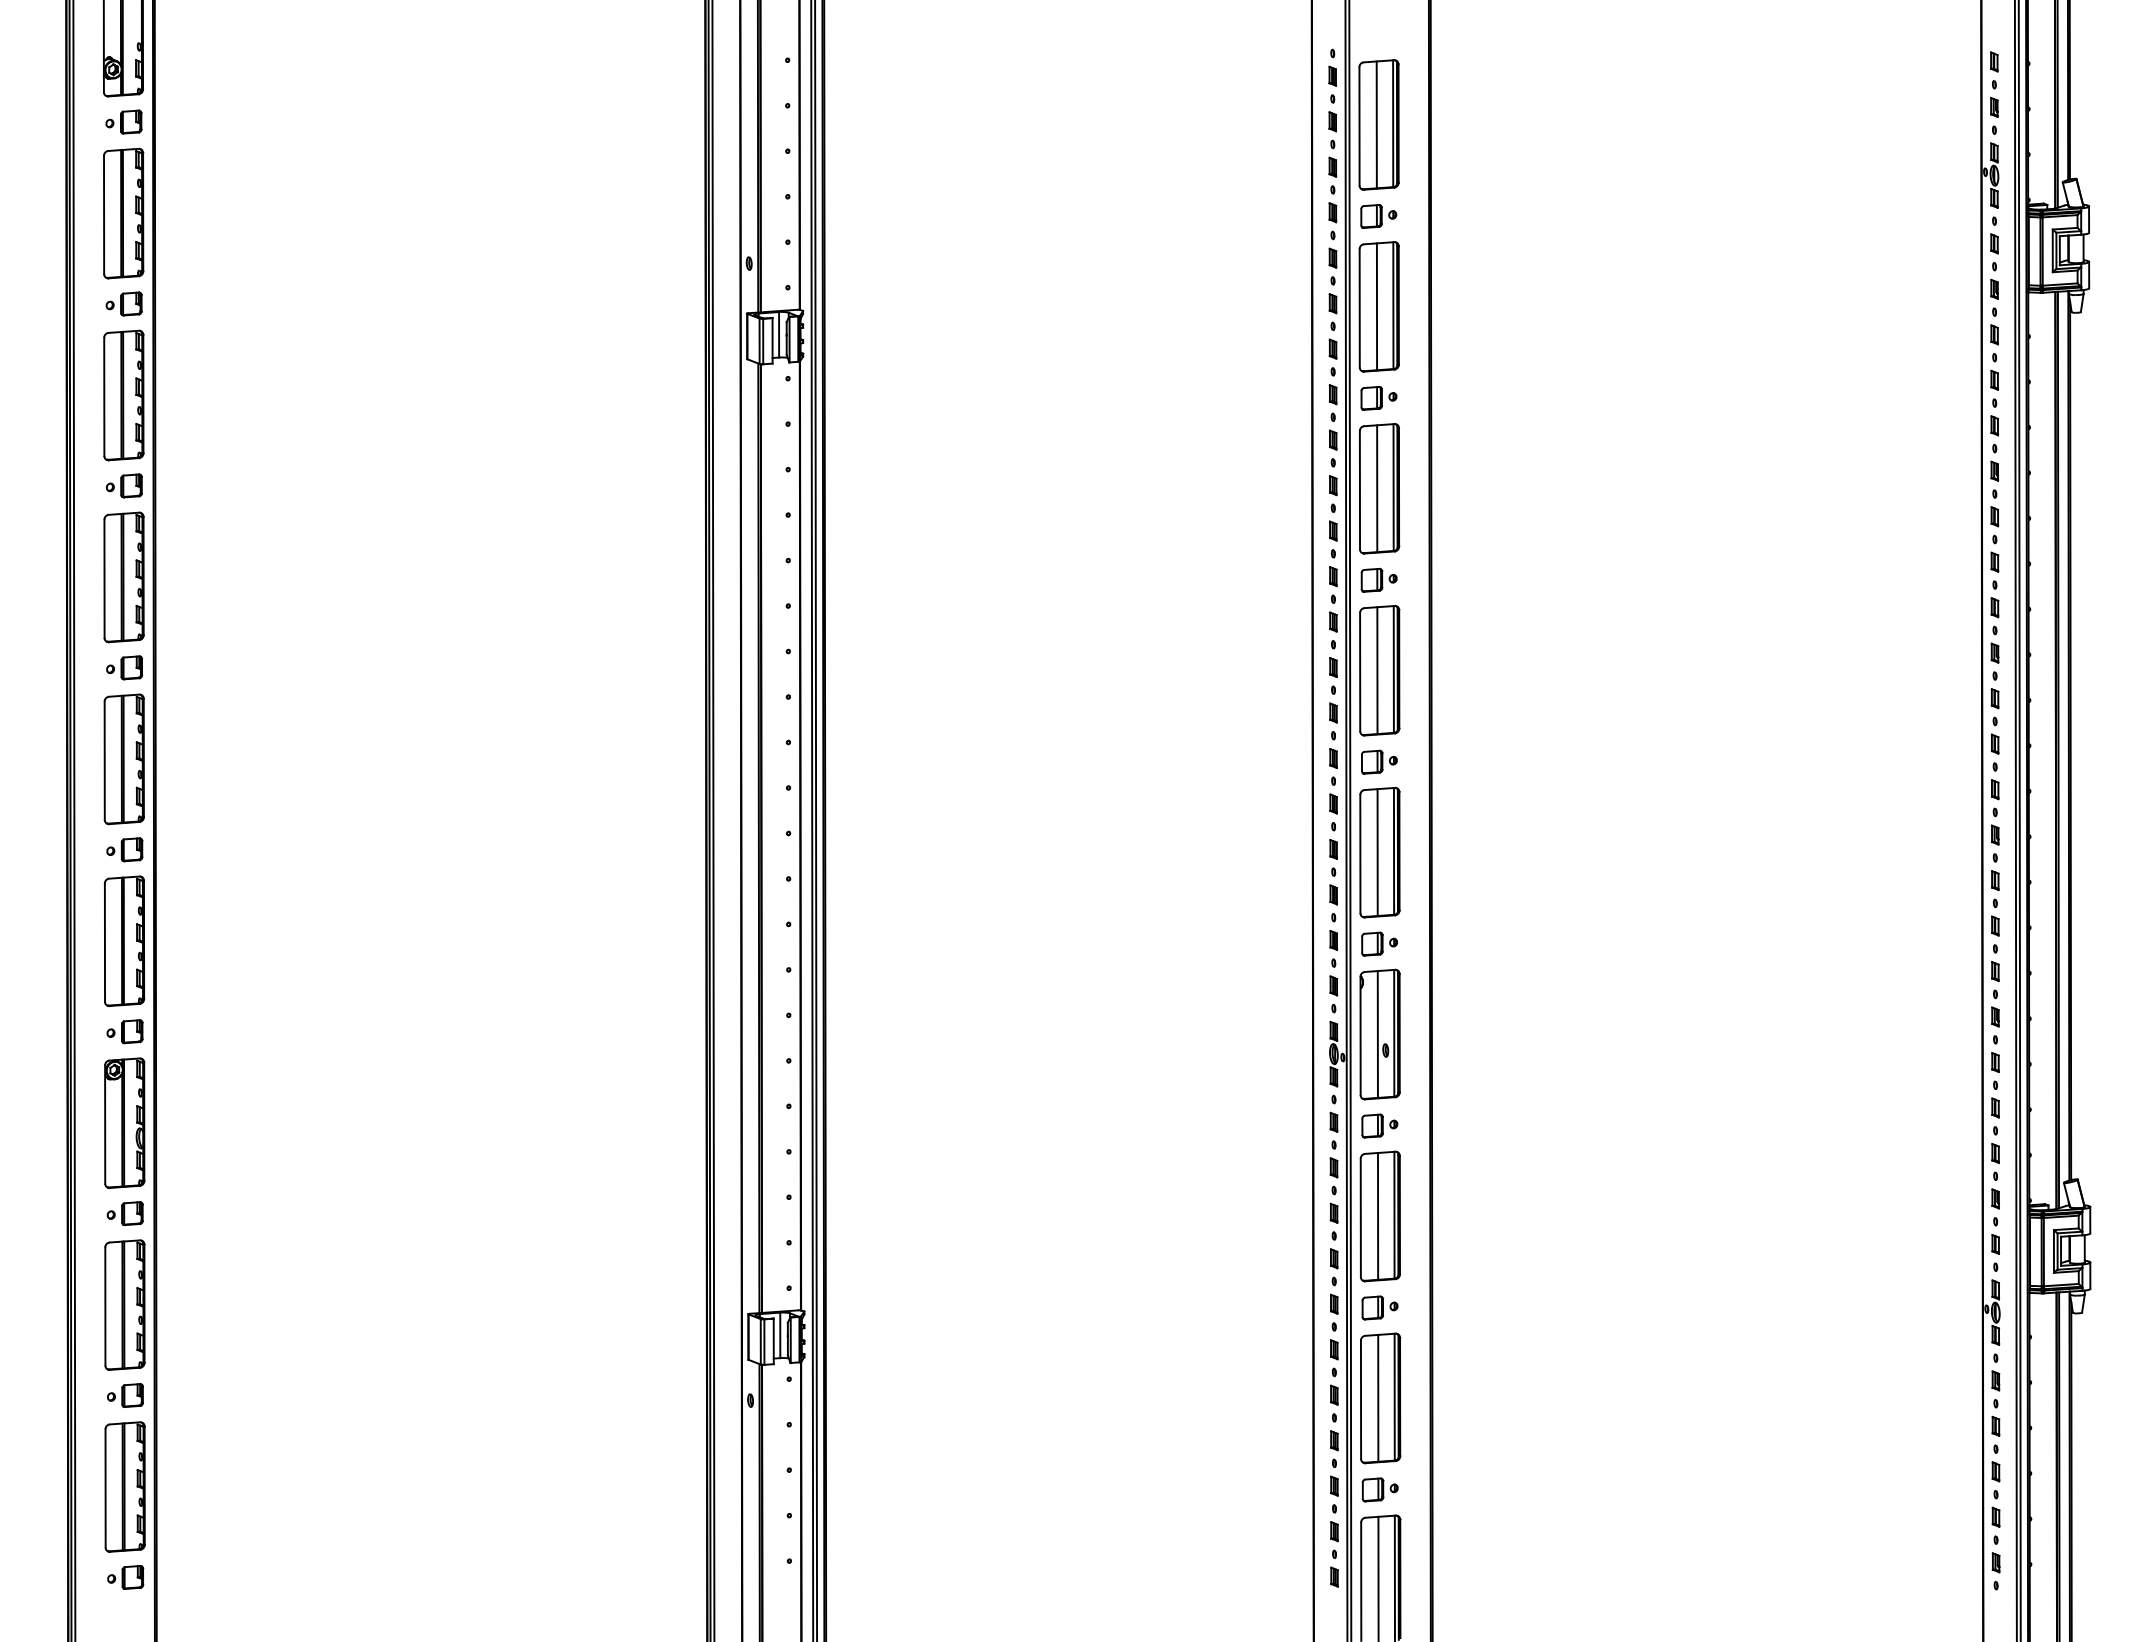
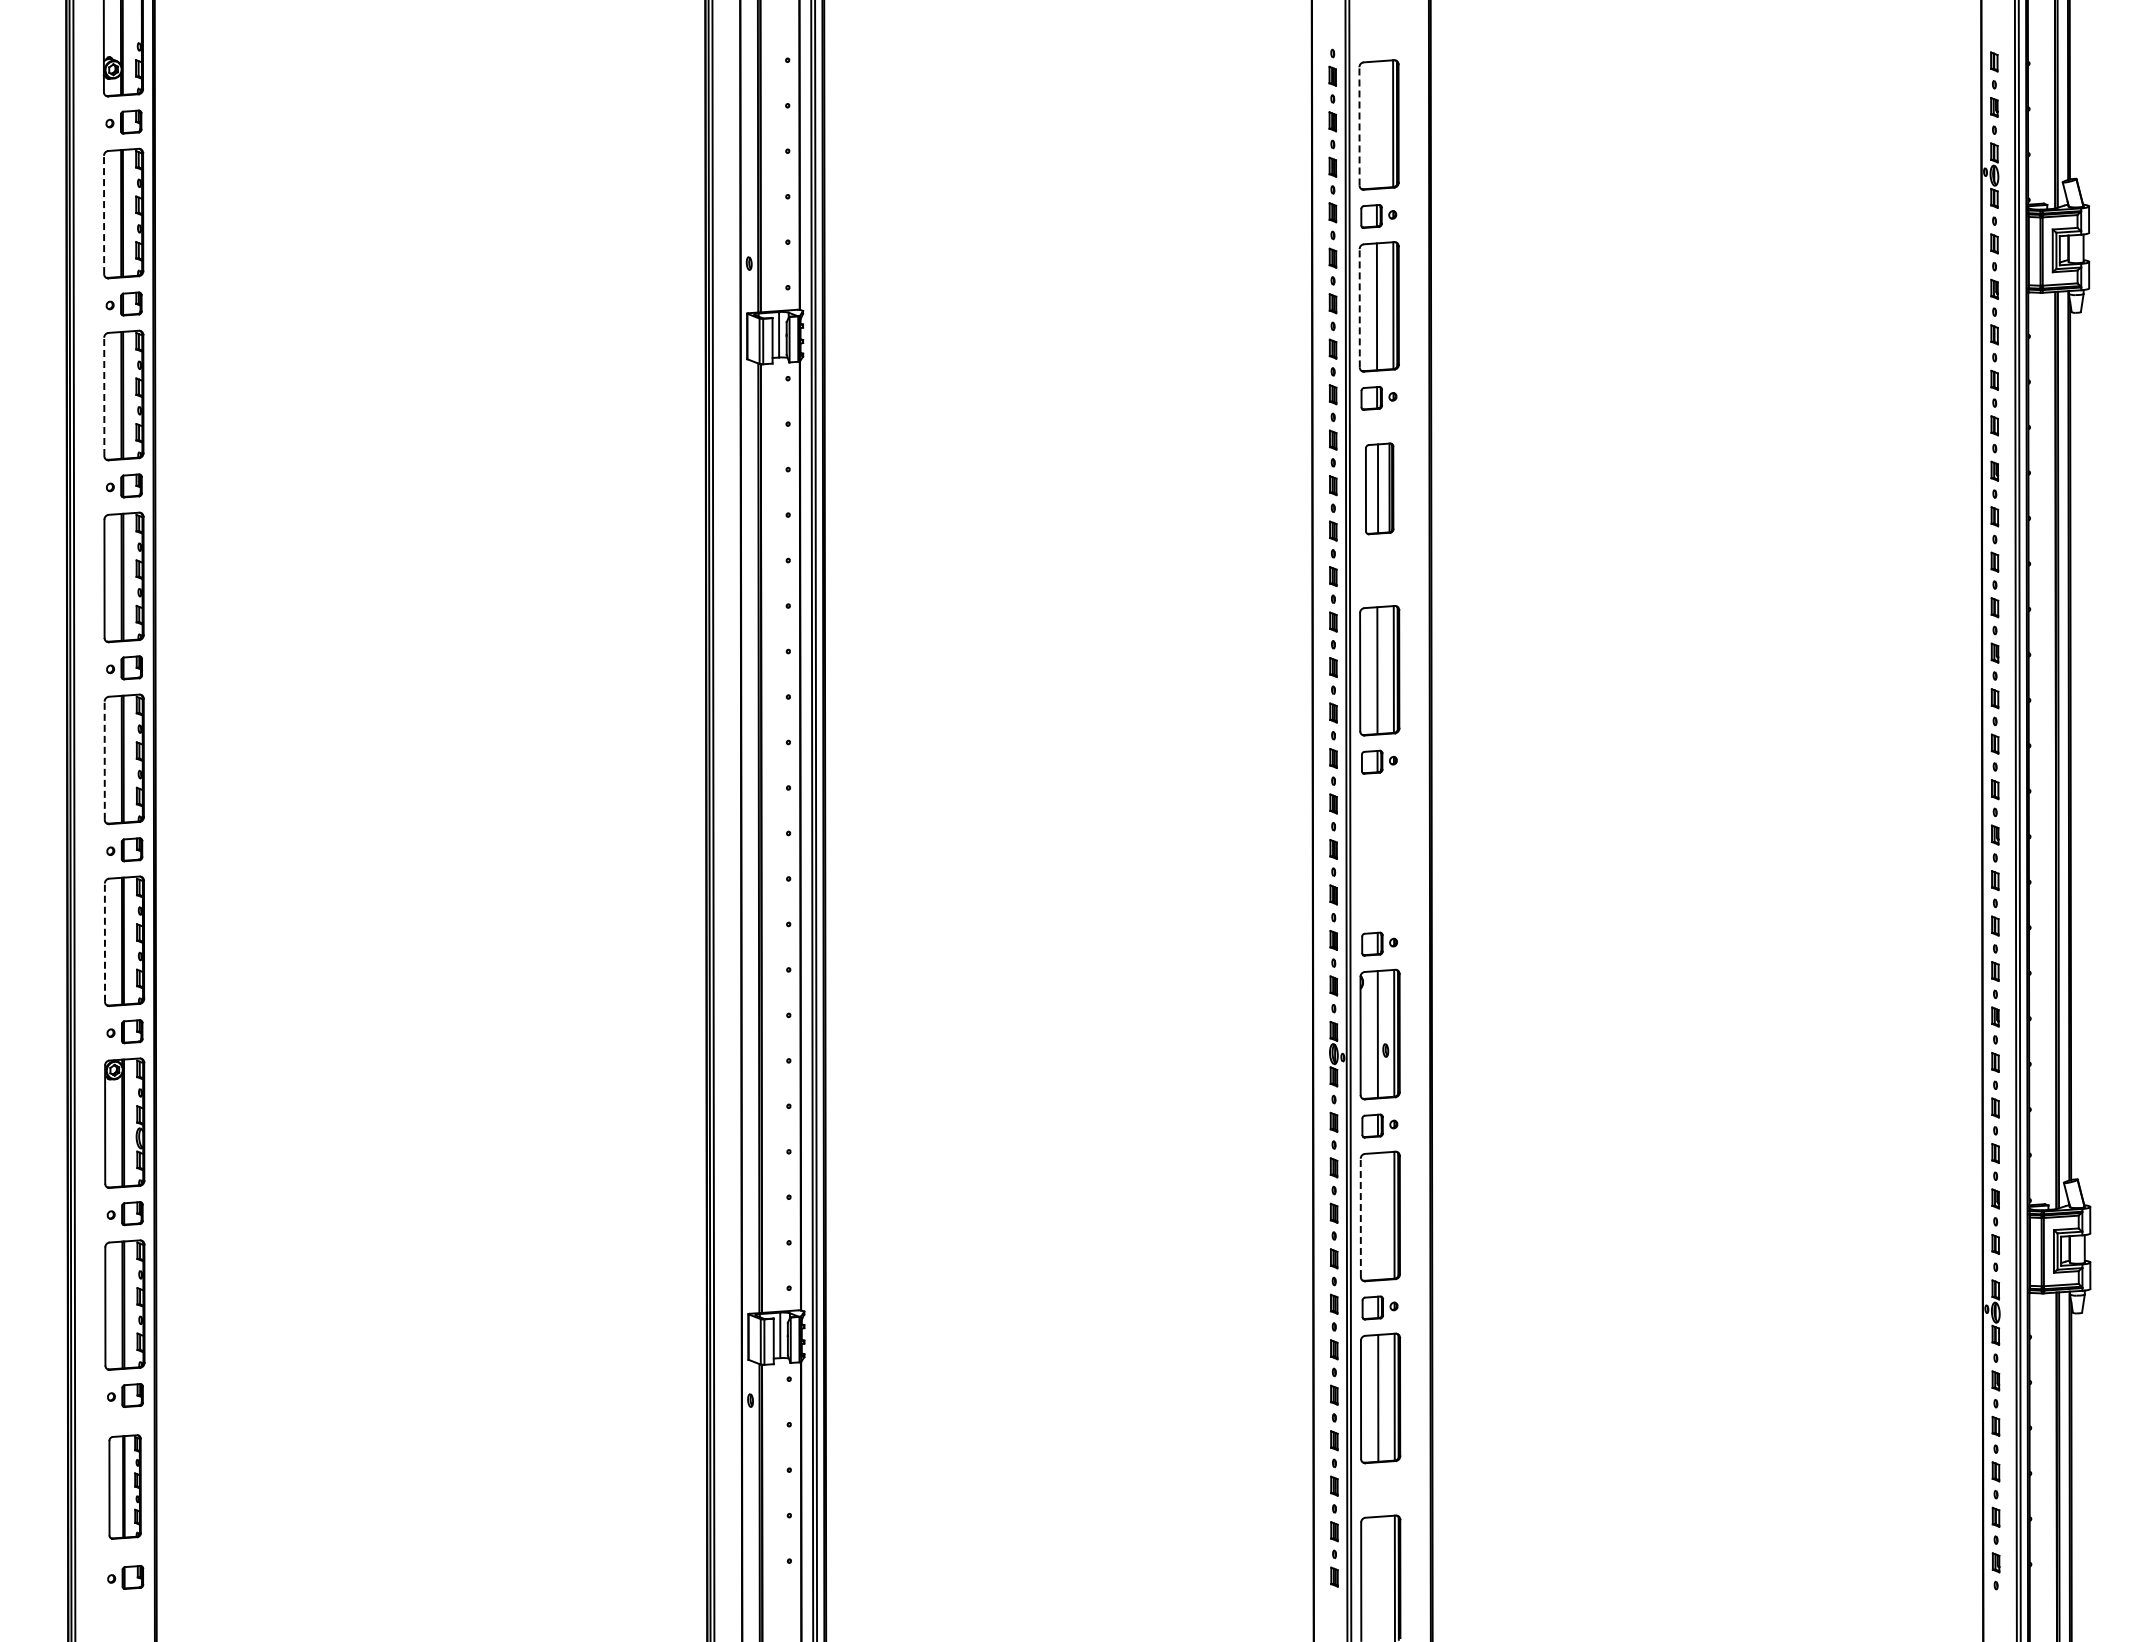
line: present -> none (1376, 124)
line: solid -> dashed (1359, 125)
line: solid -> dashed (104, 214)
line: solid -> dashed (1359, 307)
line: solid -> dashed (104, 396)
part size: 42x132 px -> 30x94 px (1379, 488)
part: present -> none (1378, 579)
line: solid -> dashed (104, 760)
part: present -> none (1379, 852)
line: solid -> dashed (104, 942)
line: present -> none (1378, 1216)
line: solid -> dashed (1360, 1217)
part size: 42x132 px -> 34x106 px (124, 1486)
part: present -> none (1379, 1489)
line: present -> none (1378, 1577)
